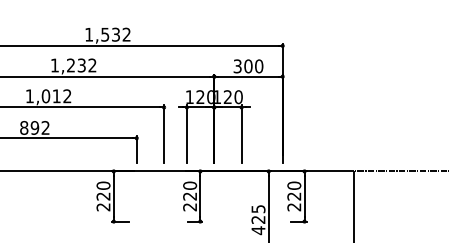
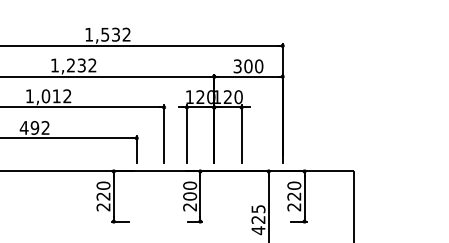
text: 892 -> 492 (23, 127)
line: present -> none (399, 171)
text: 220 -> 200 (190, 196)
